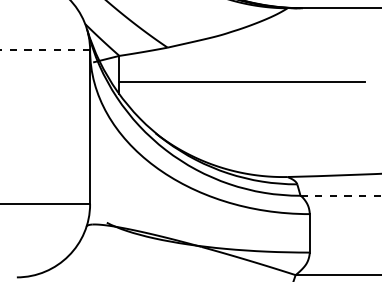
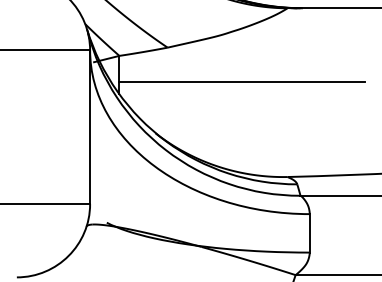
line: dashed -> solid (45, 50)
line: dashed -> solid (341, 195)
